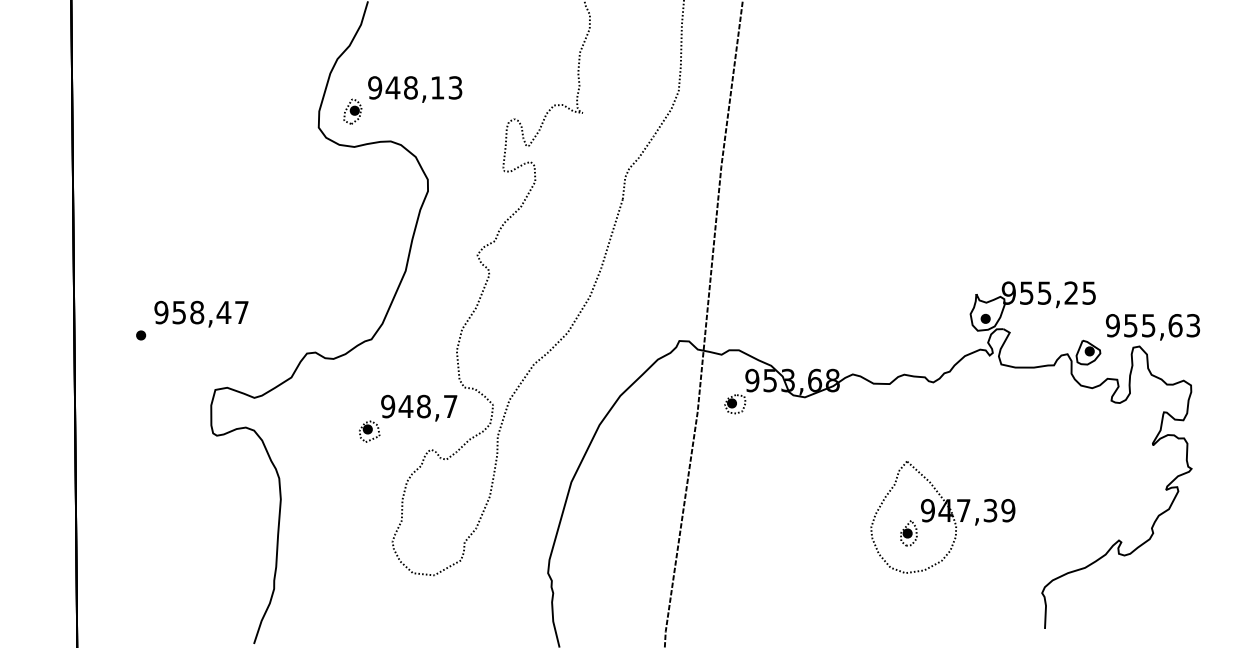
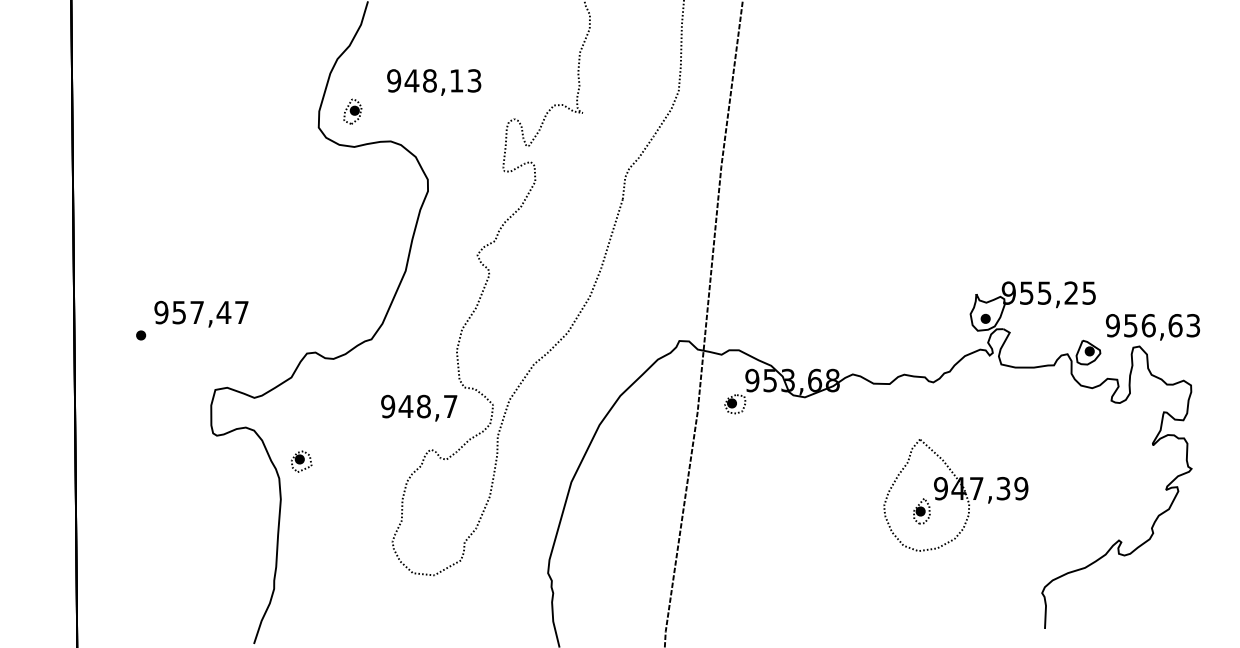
text position: (415, 89) -> (434, 82) (434, 82)
text: 958,47 -> 957,47 (197, 312)
text: 955,63 -> 956,63 (1148, 325)
part position: (369, 431) -> (301, 461) (301, 461)
part position: (942, 517) -> (955, 495) (955, 495)
